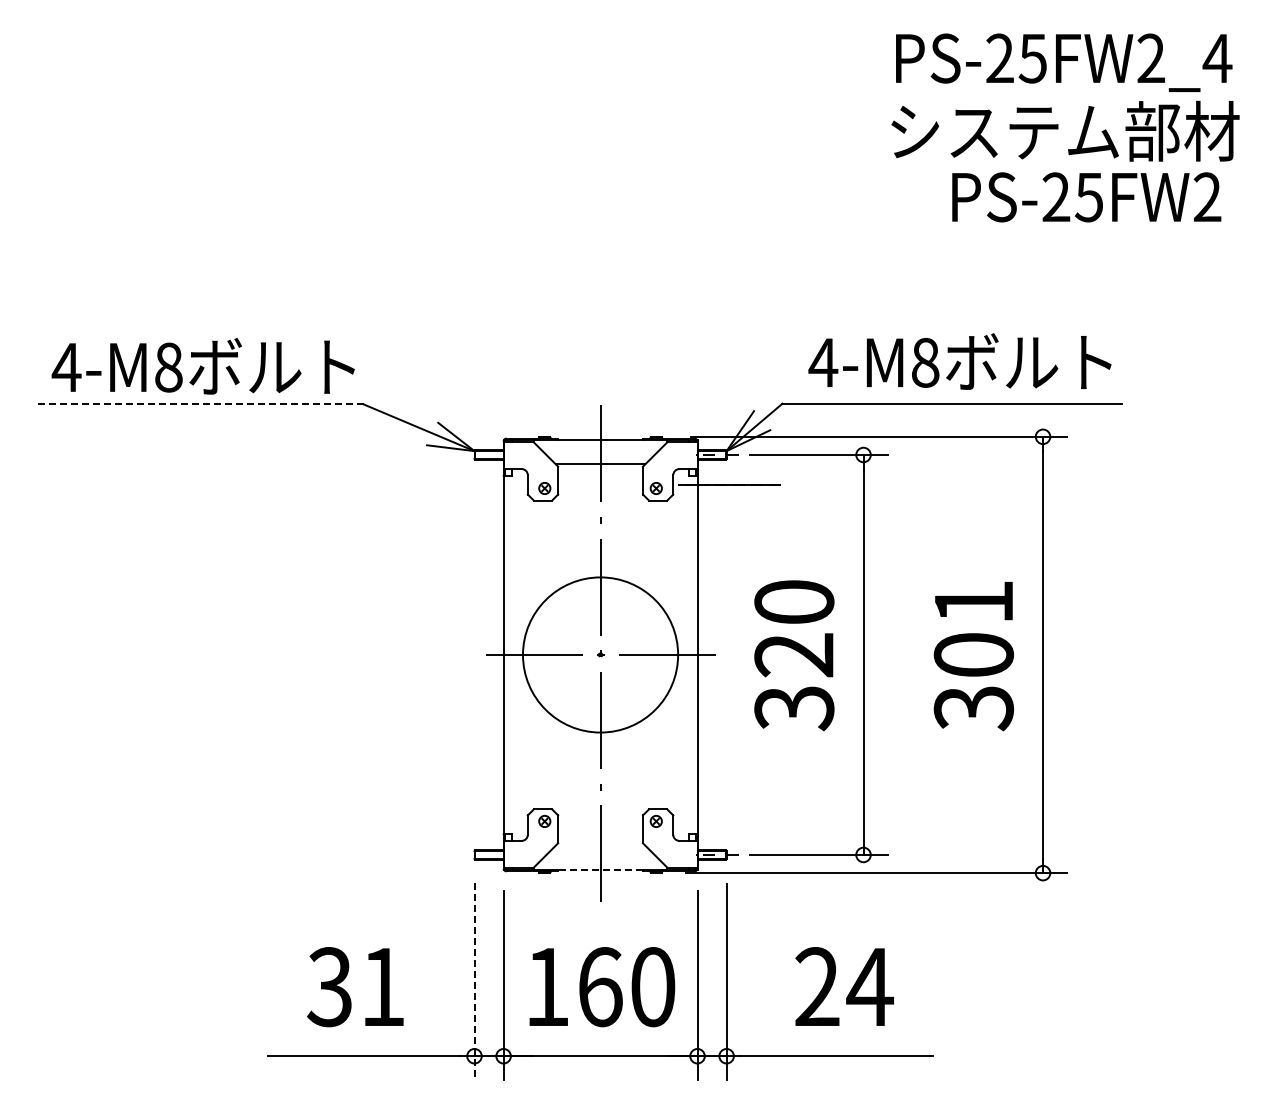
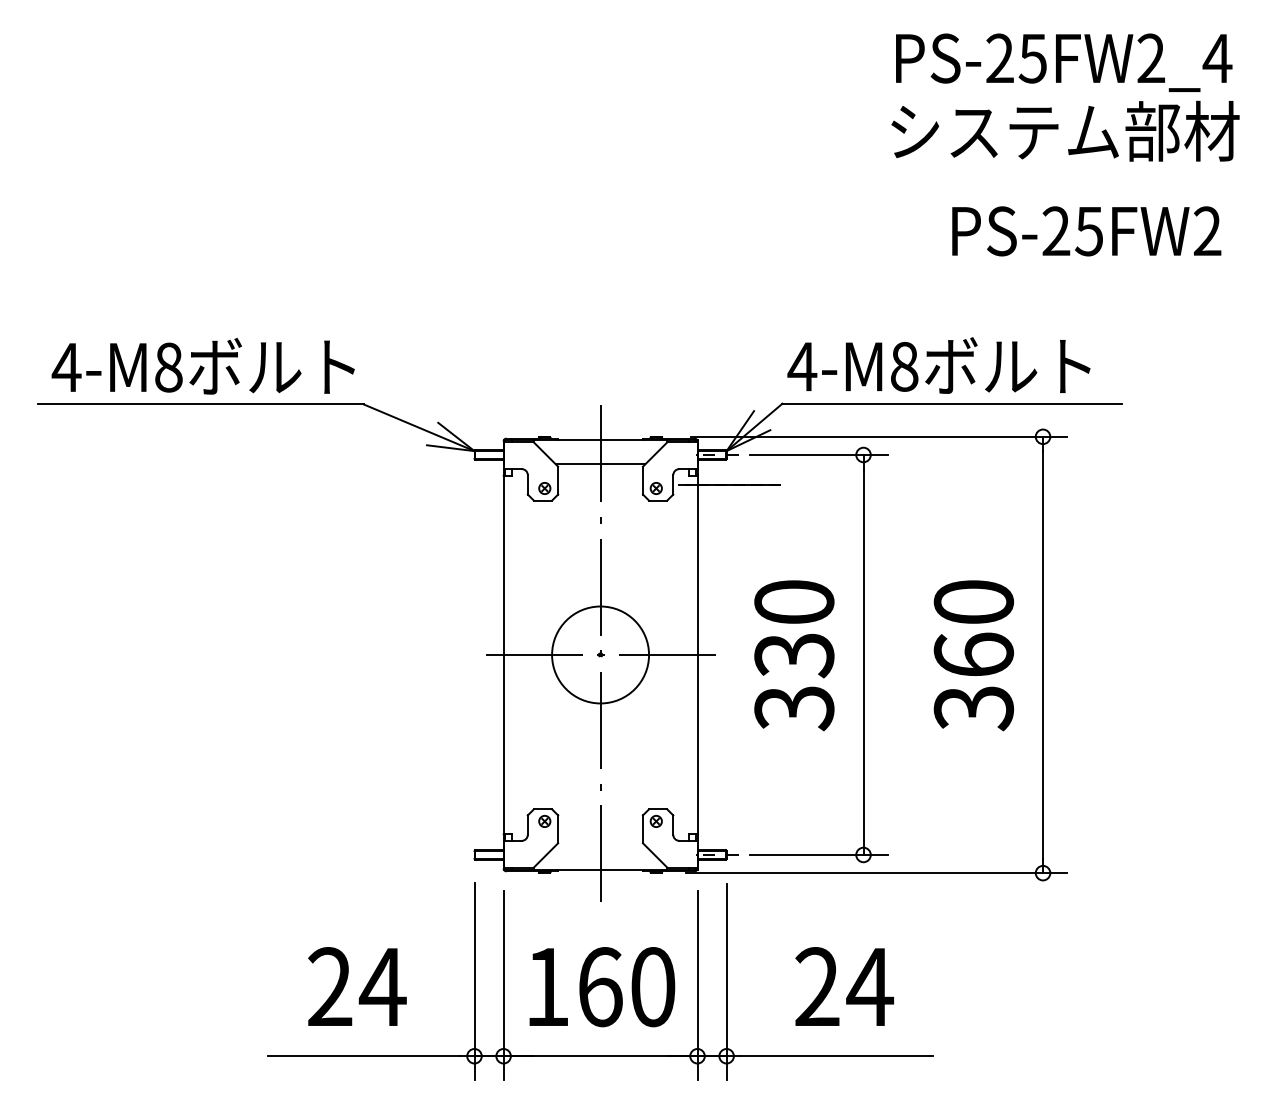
text position: (1086, 197) -> (1086, 231) (1086, 231)
text position: (959, 361) -> (938, 365) (938, 365)
line: dashed -> solid (201, 404)
text: 301 -> 360 (973, 628)
circle diameter: 155 px -> 97 px (600, 654)
text: 320 -> 330 (794, 655)
line: dashed -> solid (600, 869)
line: dashed -> solid (474, 981)
text: 31 -> 24 (356, 987)
